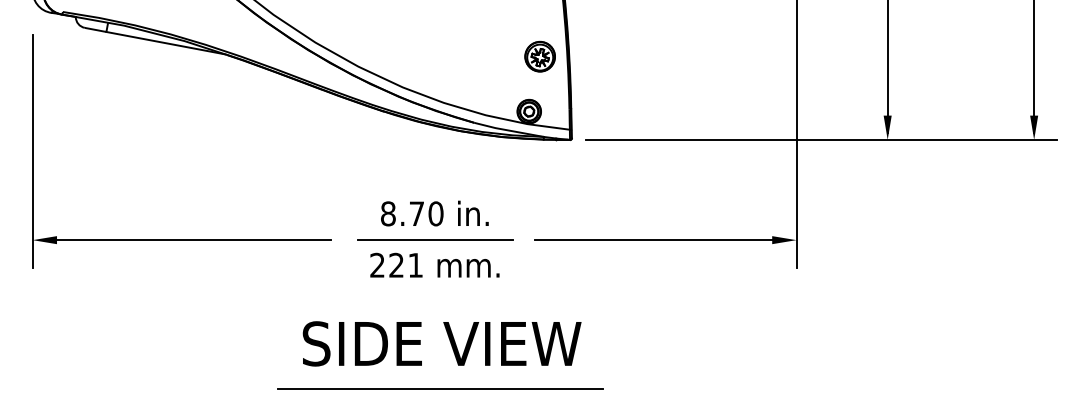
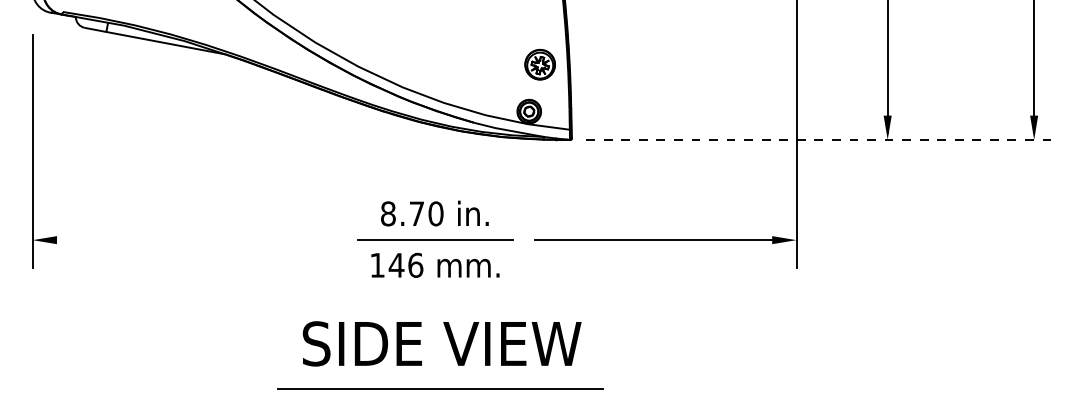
part position: (539, 56) -> (539, 64) (539, 64)
line: solid -> dashed (821, 139)
line: present -> none (191, 240)
text: 221 -> 146 (396, 264)
